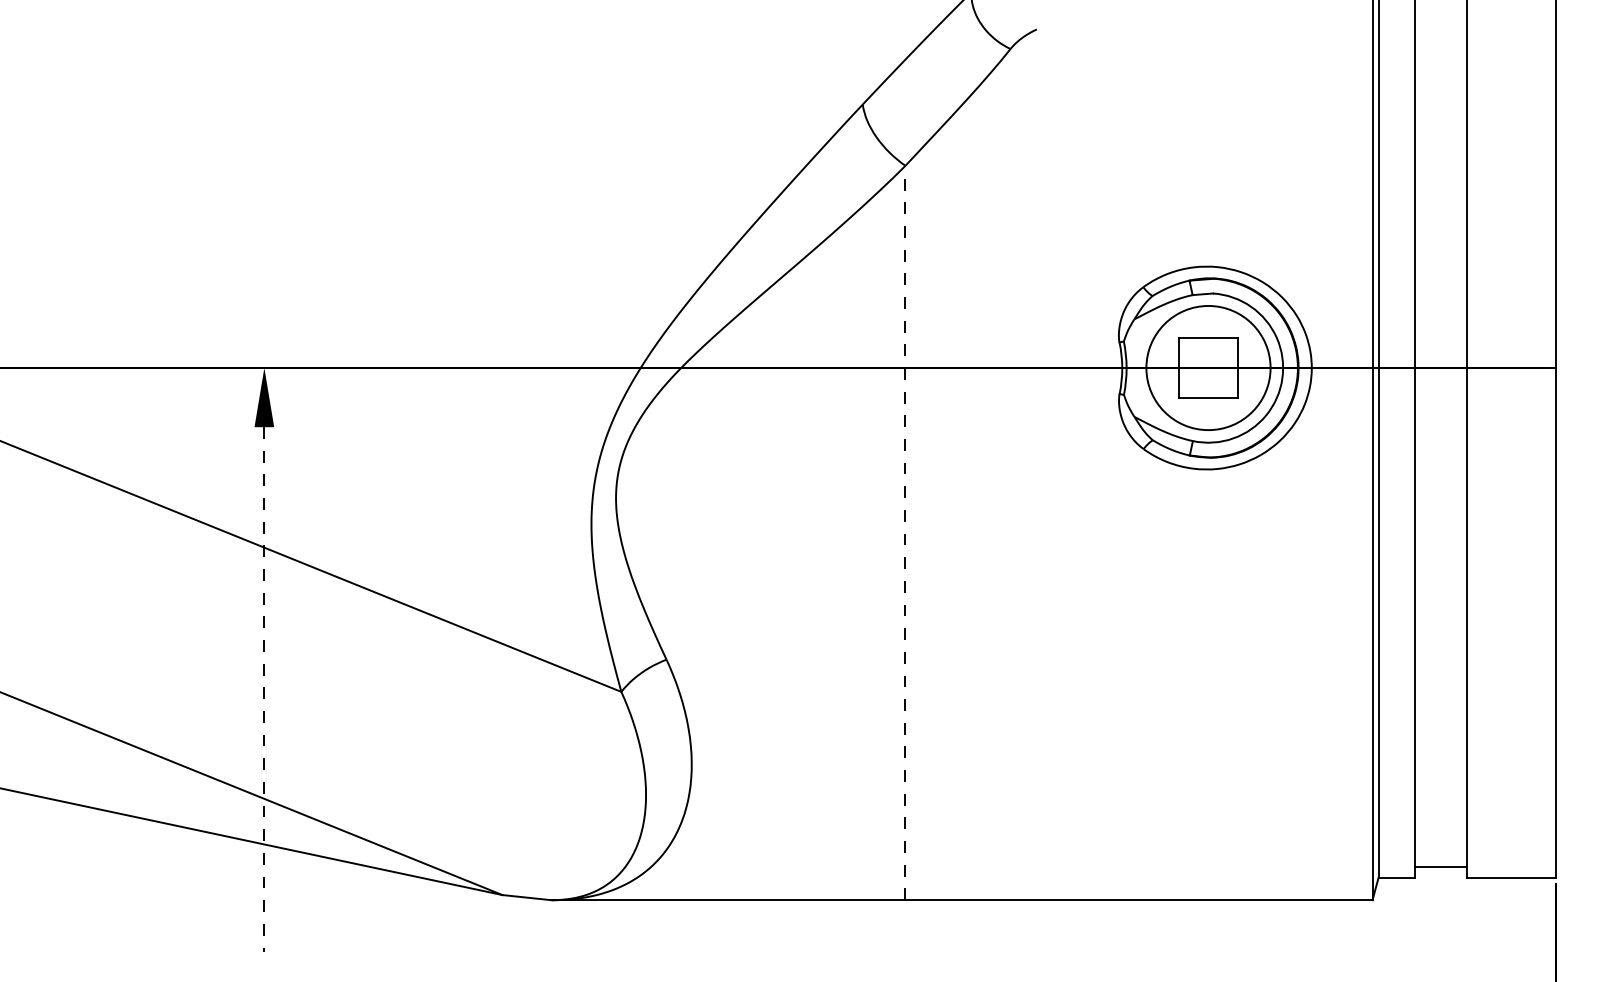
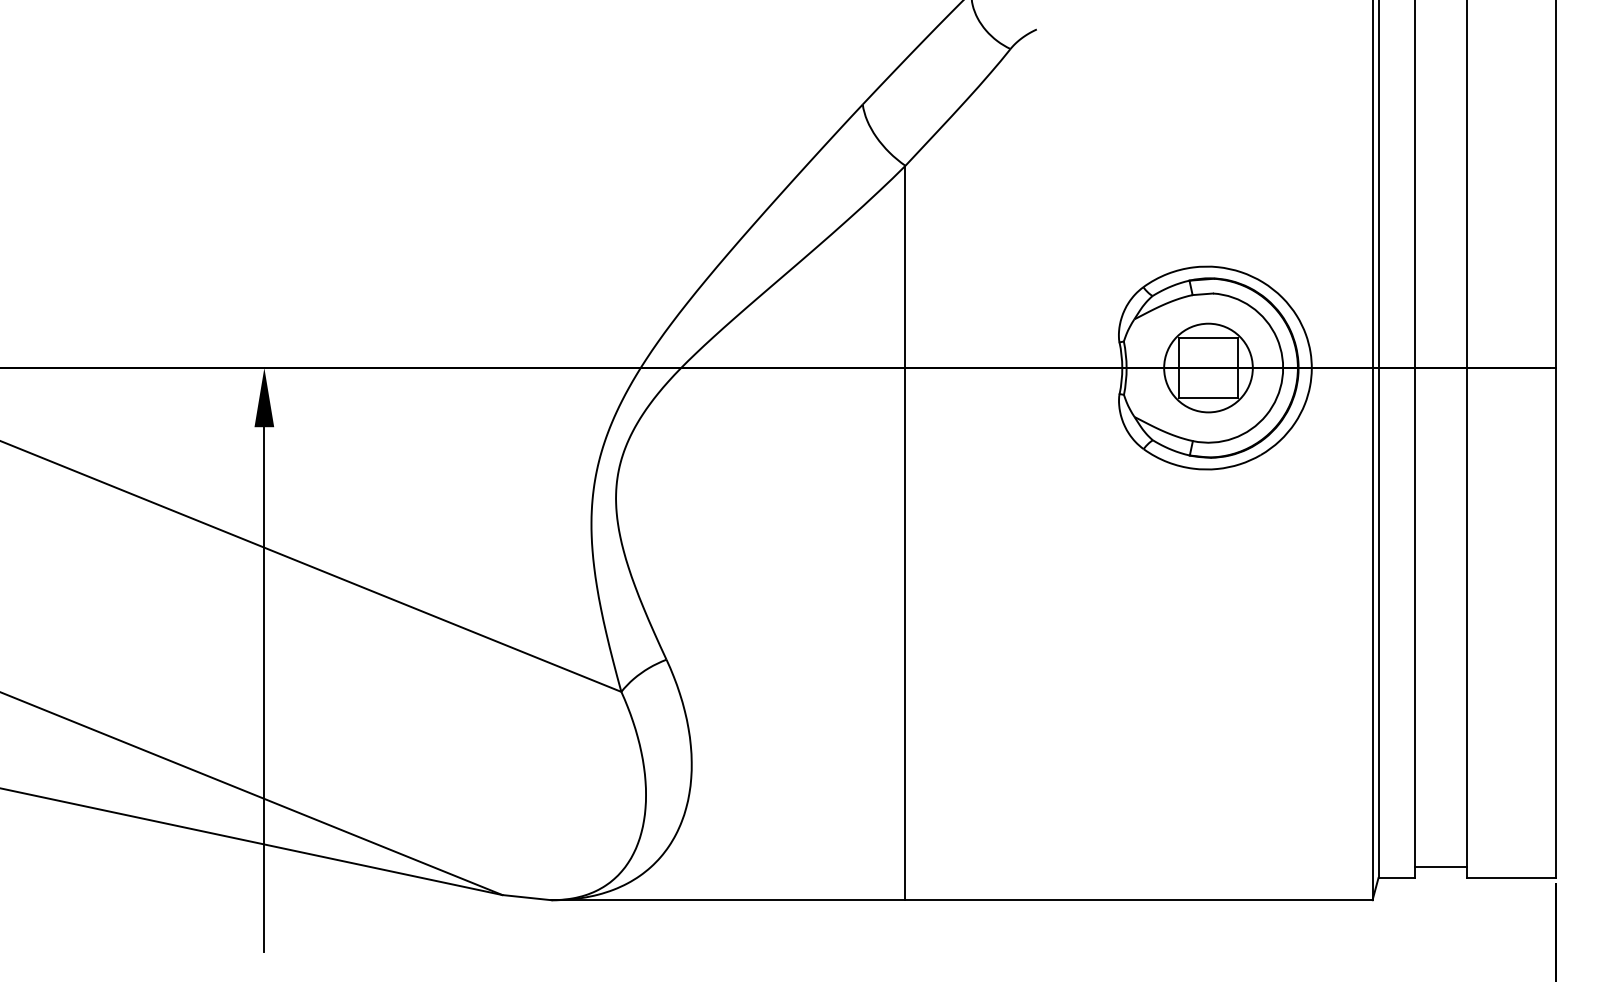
circle diameter: 124 px -> 89 px (1208, 367)
line: dashed -> solid (905, 532)
line: dashed -> solid (264, 689)
